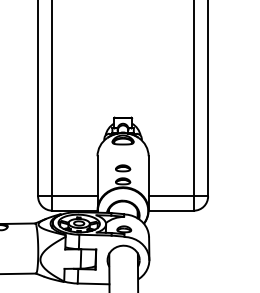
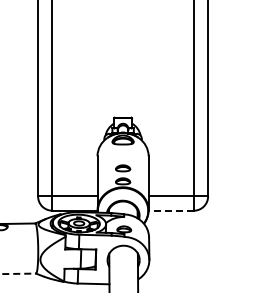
line: solid -> dashed (171, 210)
line: solid -> dashed (18, 273)
